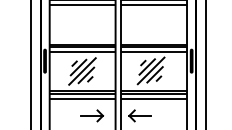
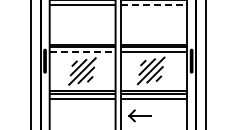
line: solid -> dashed (154, 5)
line: solid -> dashed (82, 51)
part: present -> none (91, 115)
